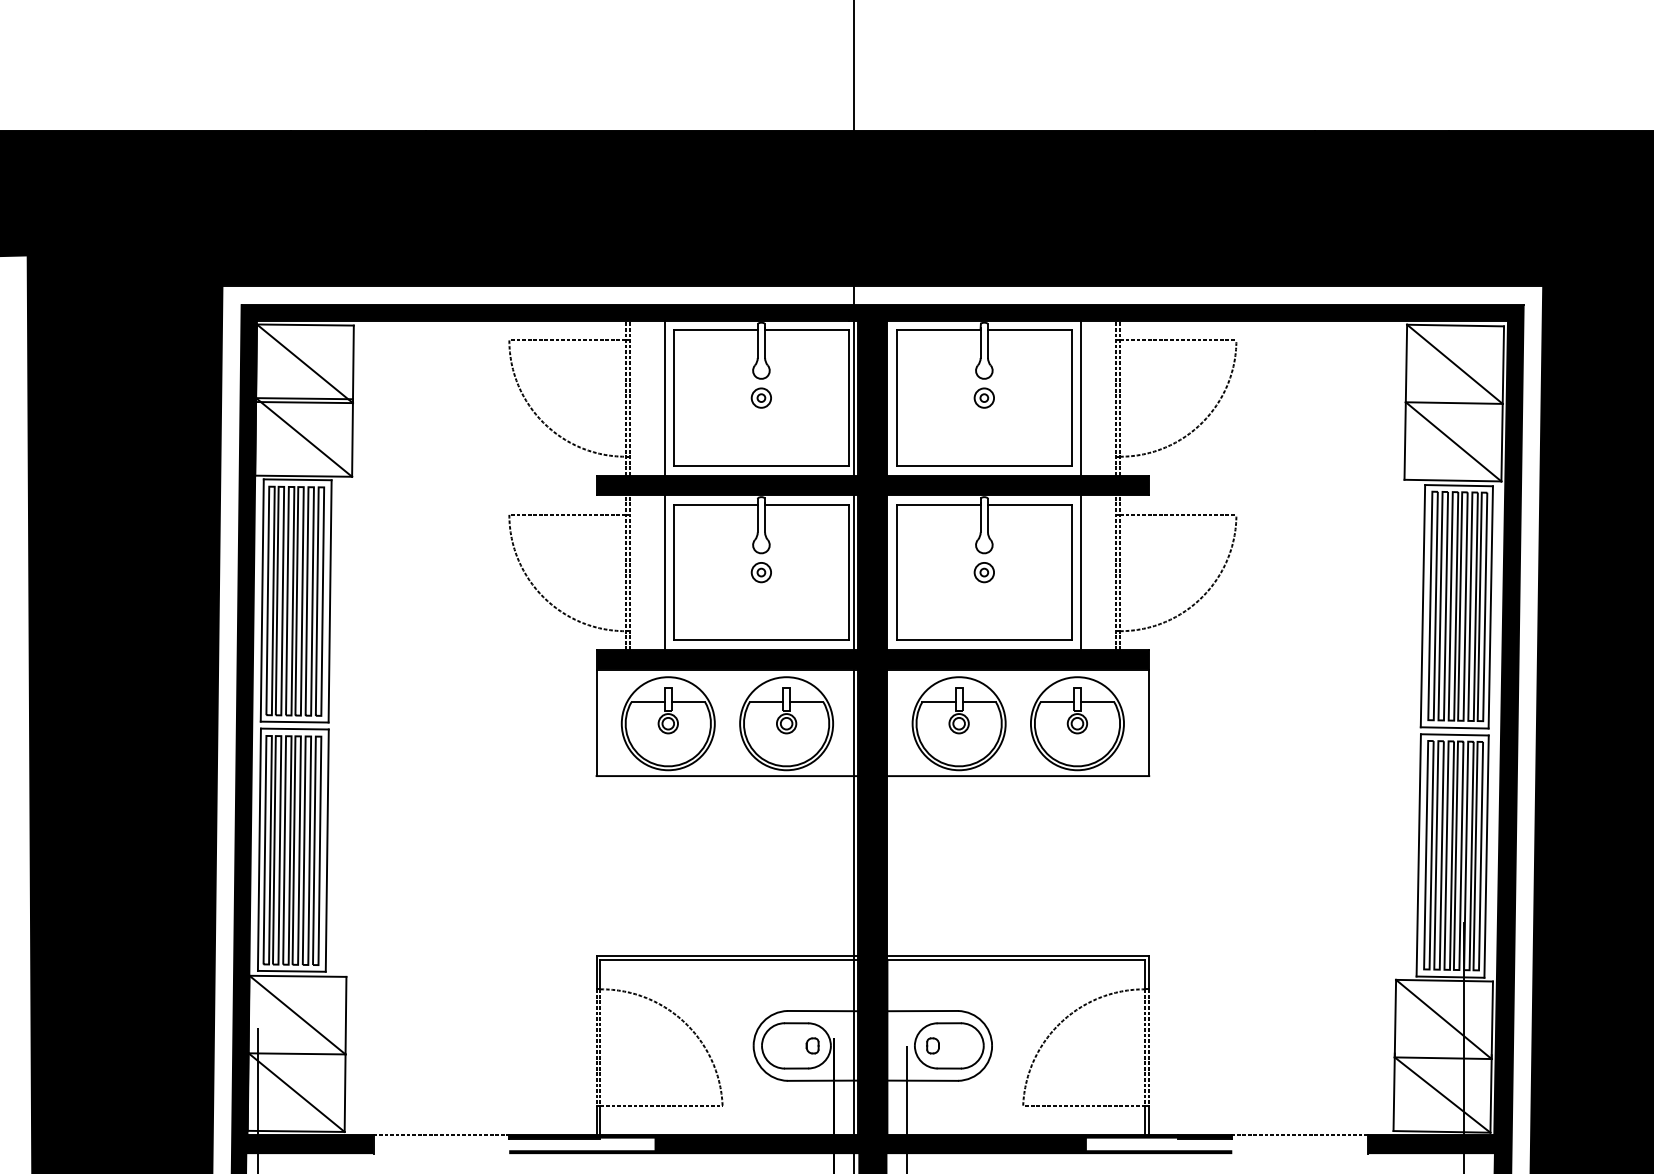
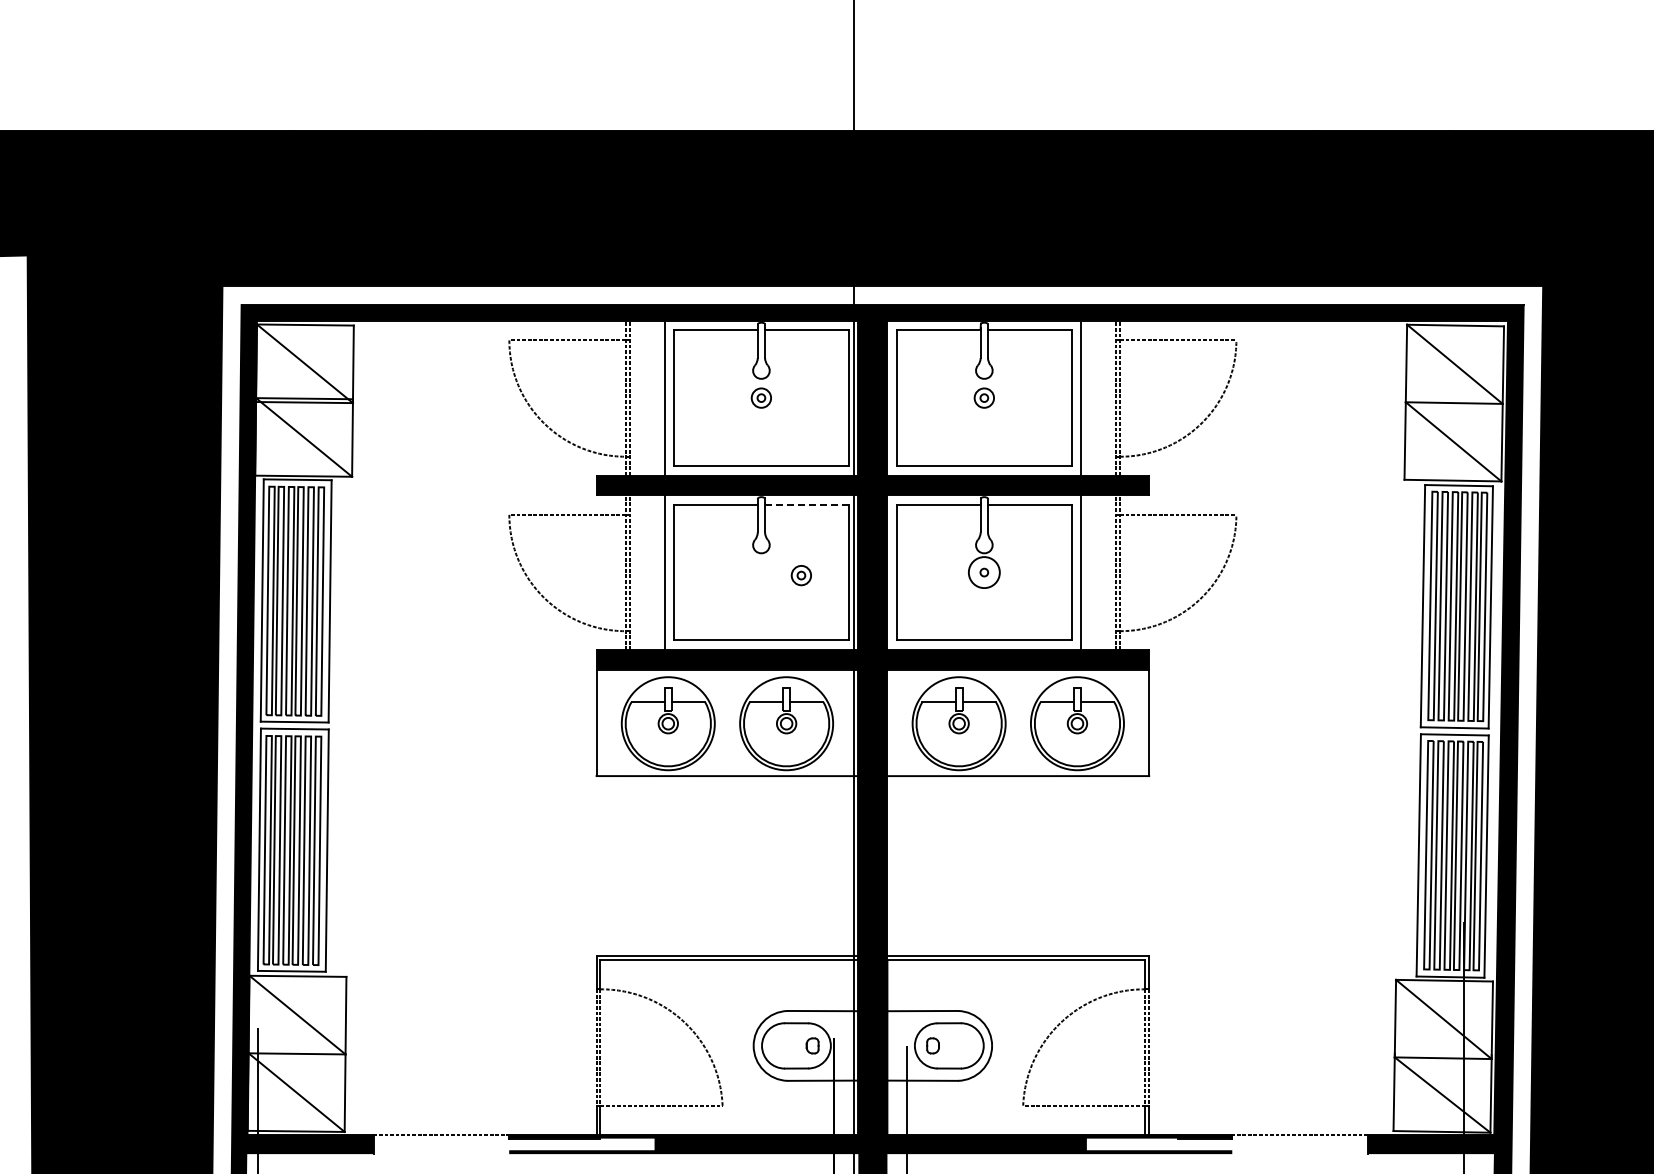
line: solid -> dashed (806, 504)
part position: (760, 572) -> (800, 575) (800, 575)
circle diameter: 19 px -> 31 px (983, 572)
